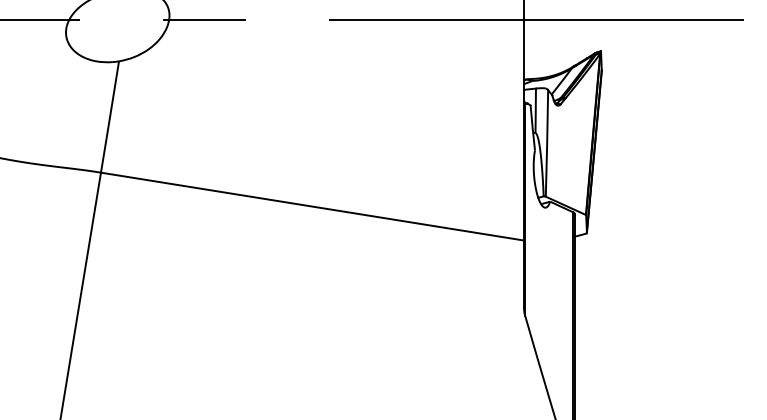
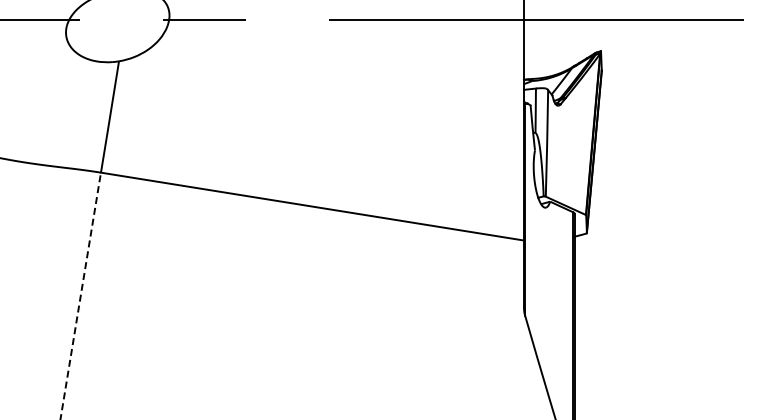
line: solid -> dashed (80, 295)
